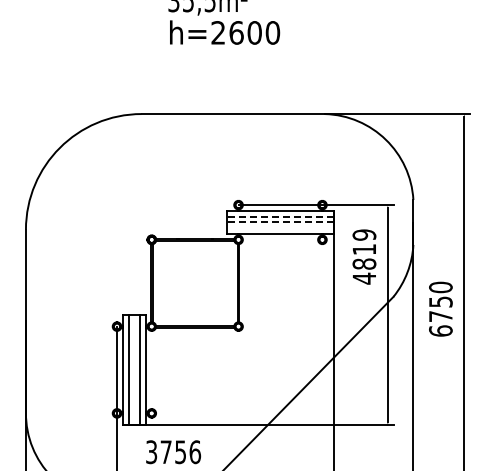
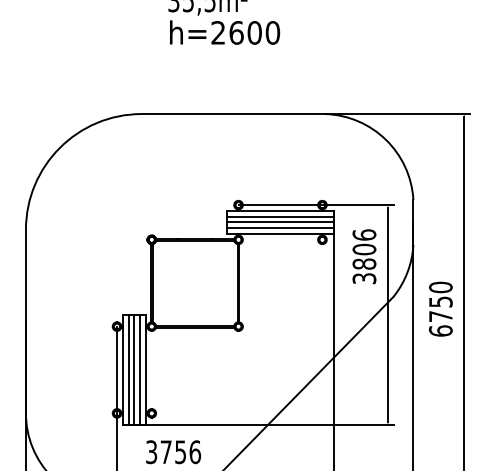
line: dashed -> solid (280, 216)
line: dashed -> solid (280, 222)
line: none -> present (280, 228)
text: 4819 -> 3806 (364, 256)
line: none -> present (134, 369)
